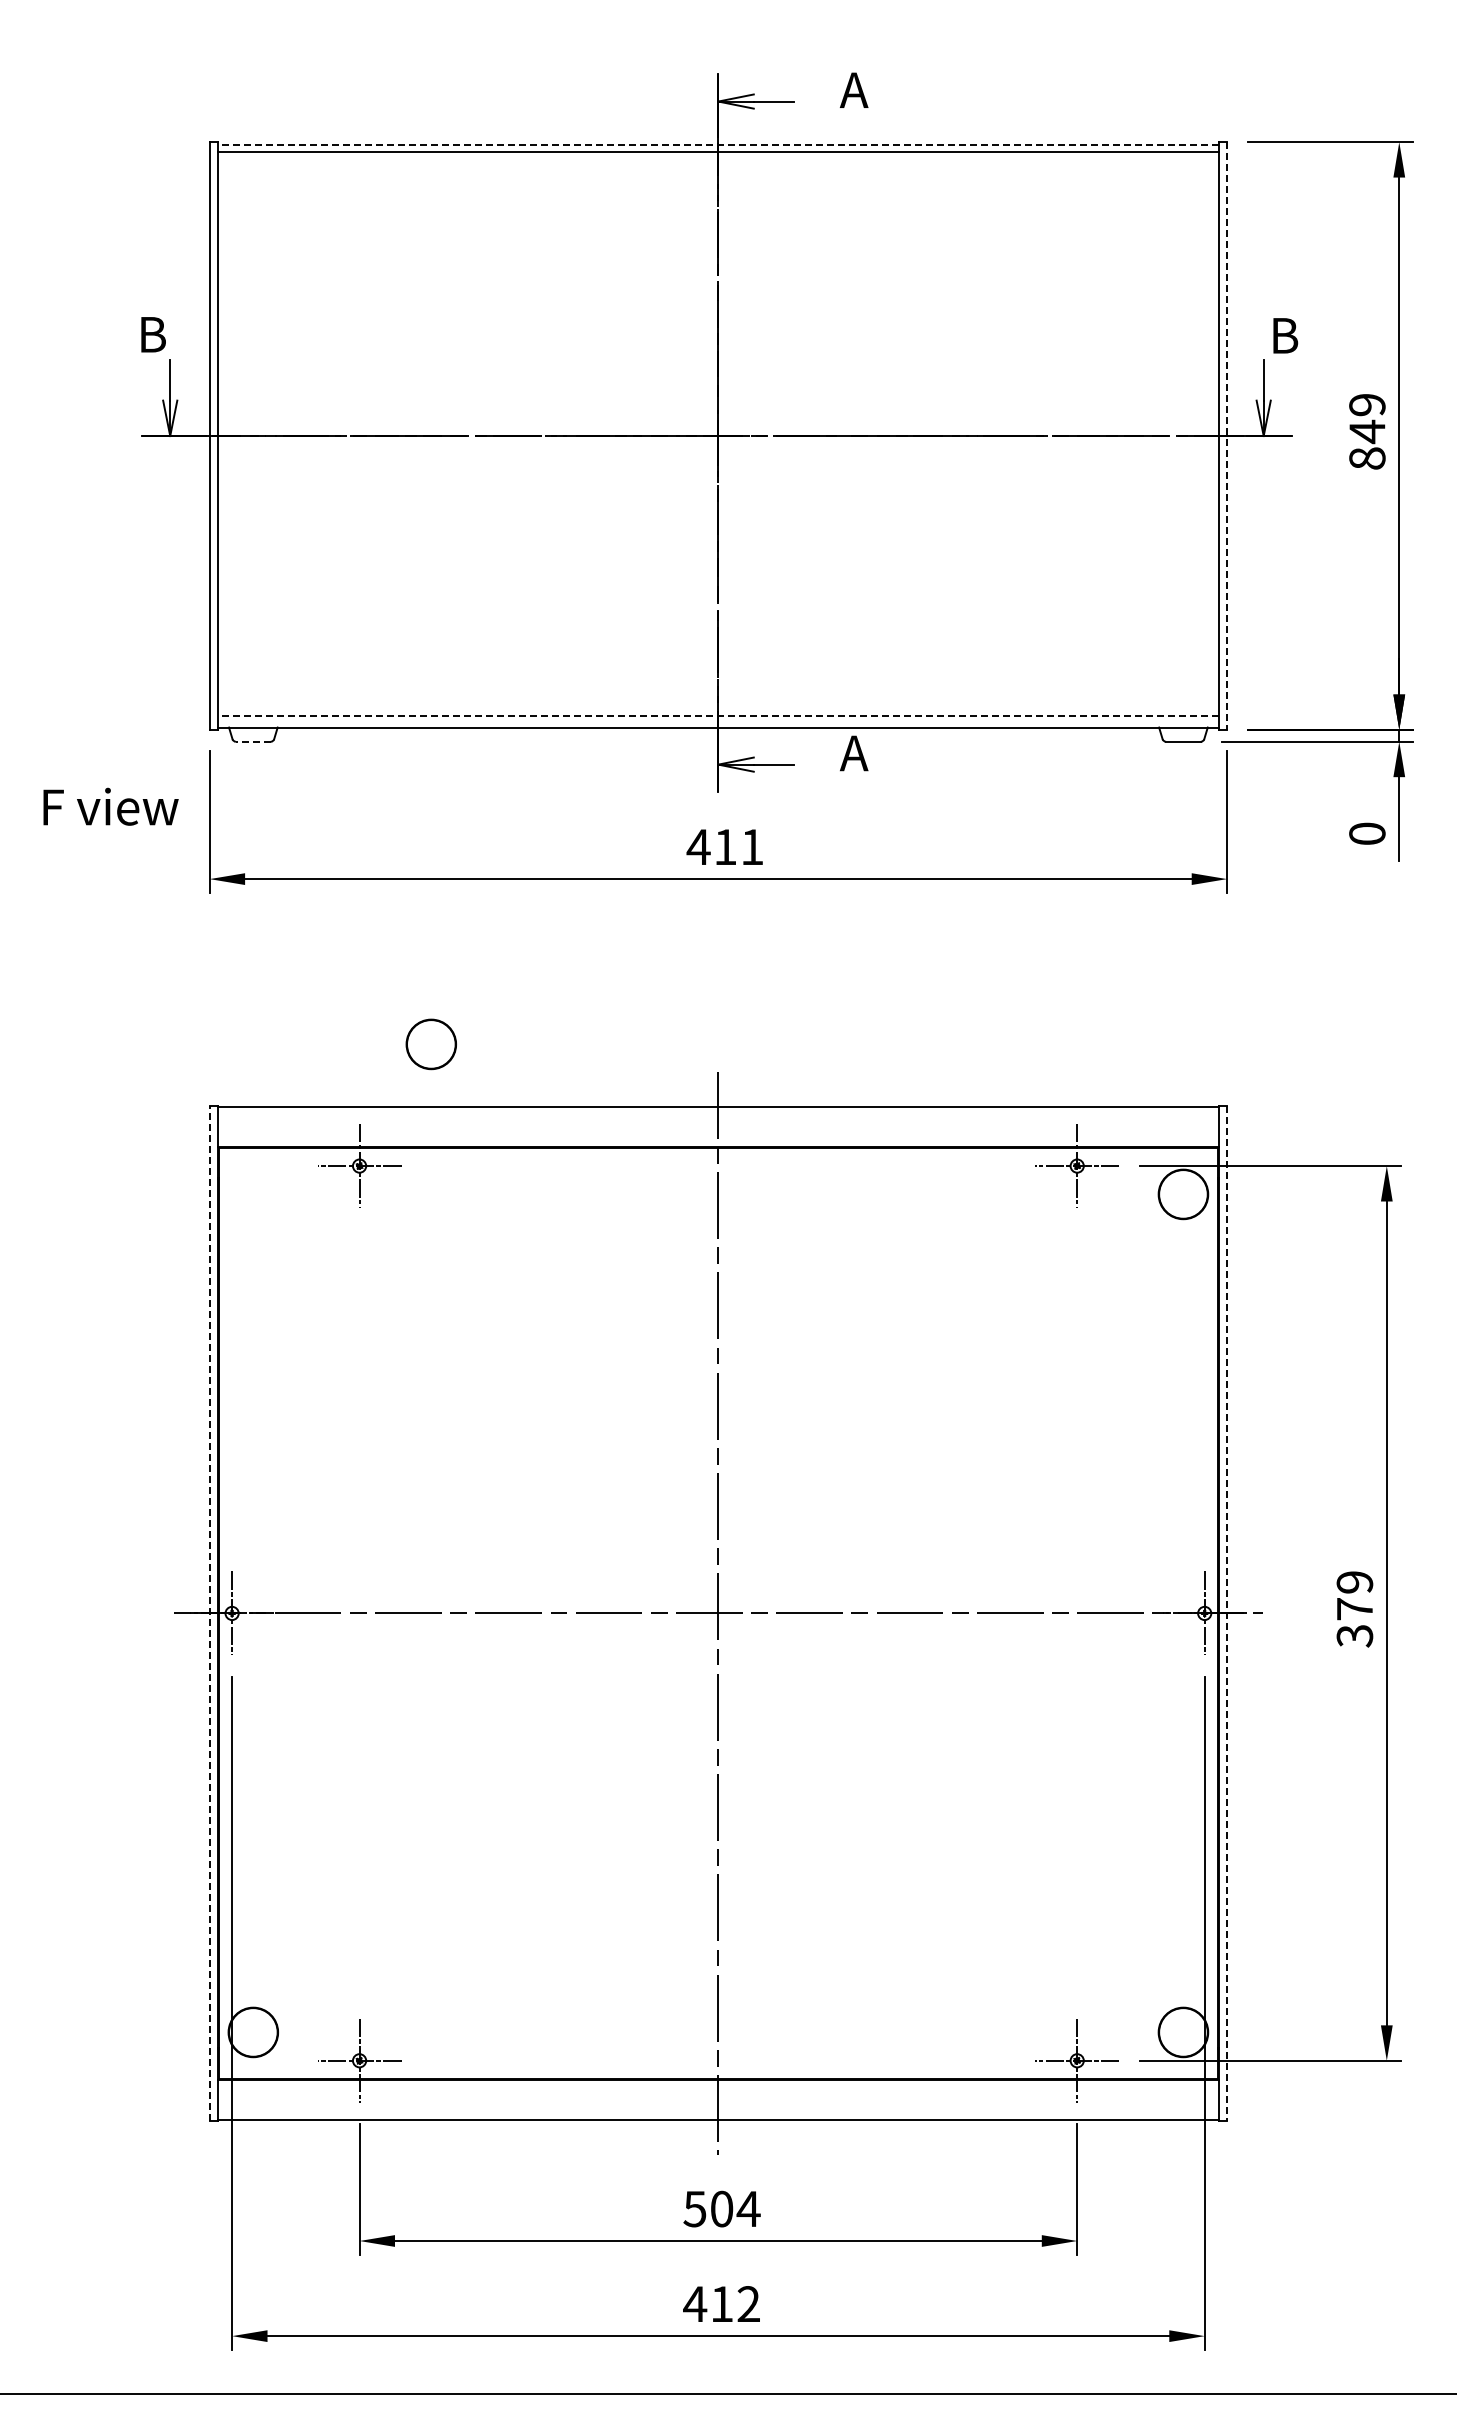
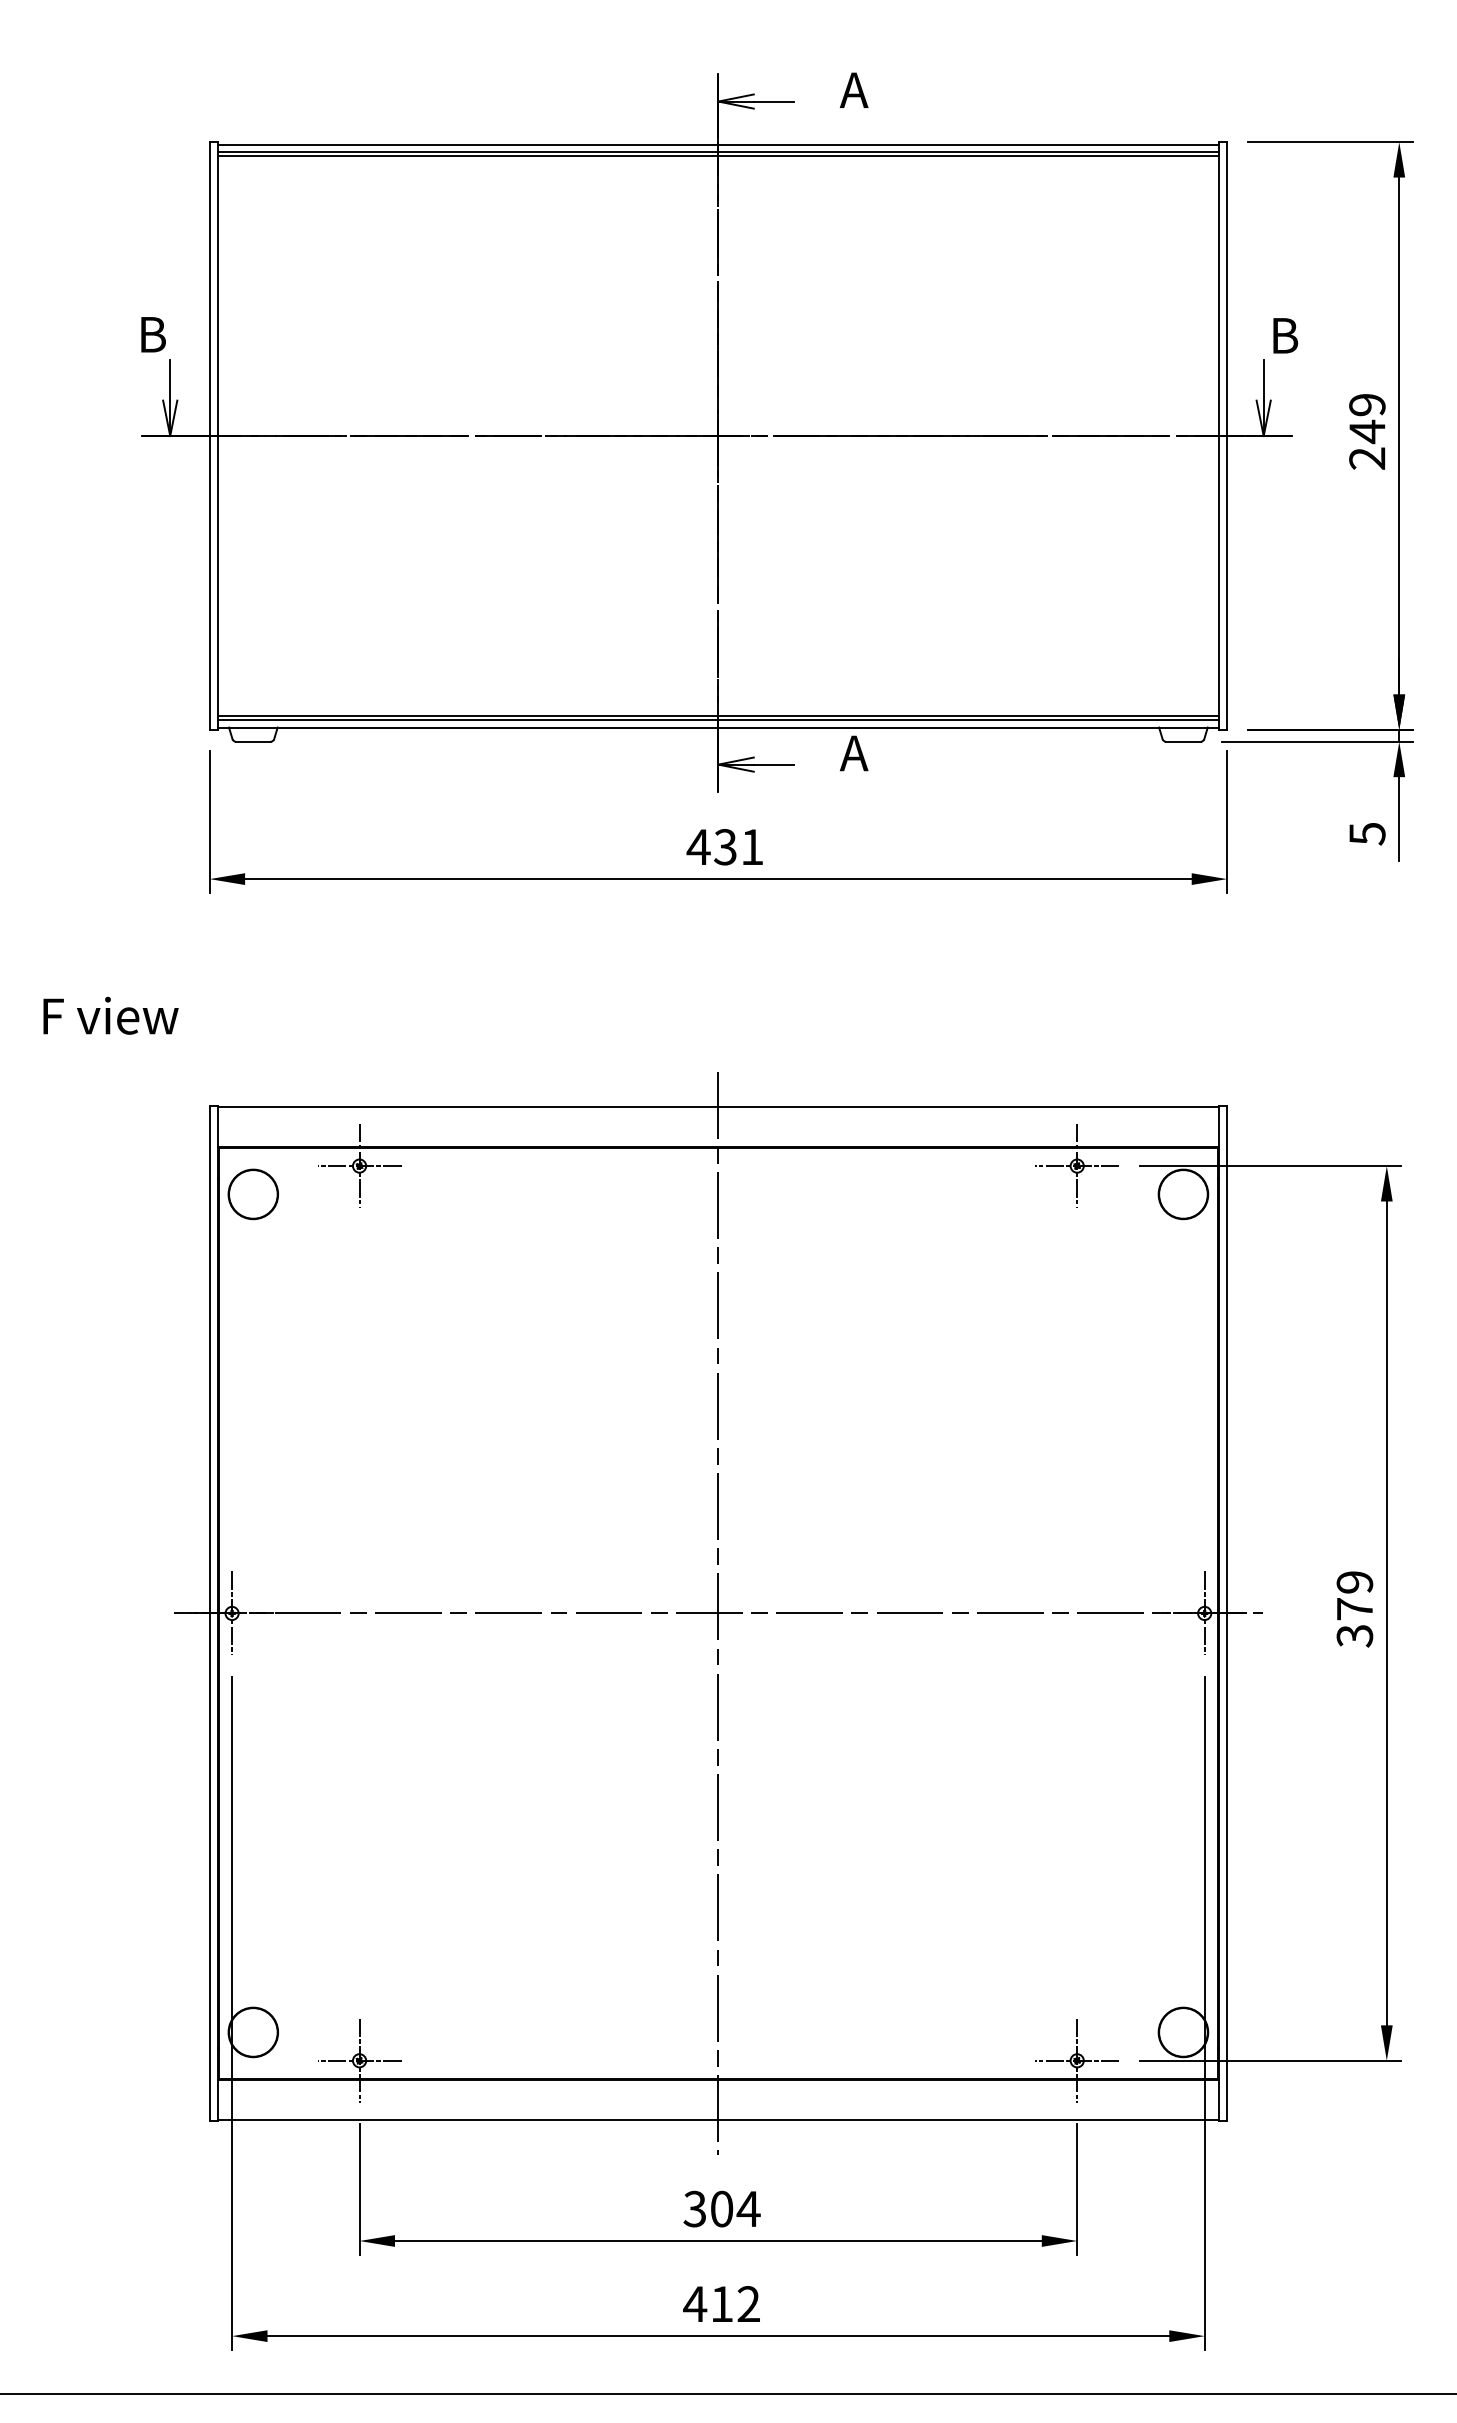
line: dashed -> solid (717, 144)
line: none -> present (717, 156)
line: dashed -> solid (1227, 436)
text: 849 -> 249 (1367, 458)
line: dashed -> solid (717, 715)
line: none -> present (717, 720)
line: dashed -> solid (252, 741)
text position: (110, 806) -> (110, 1015) (110, 1015)
text: 0 -> 5 (1367, 833)
text: 411 -> 431 (725, 847)
part position: (430, 1044) -> (252, 1194) (252, 1194)
line: dashed -> solid (209, 1613)
line: dashed -> solid (1227, 1613)
text: 504 -> 304 (694, 2208)
